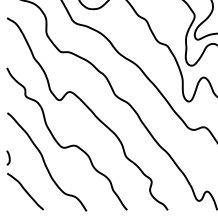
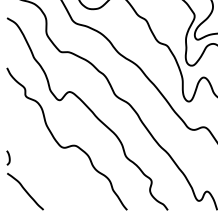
curve: present -> none (45, 162)
